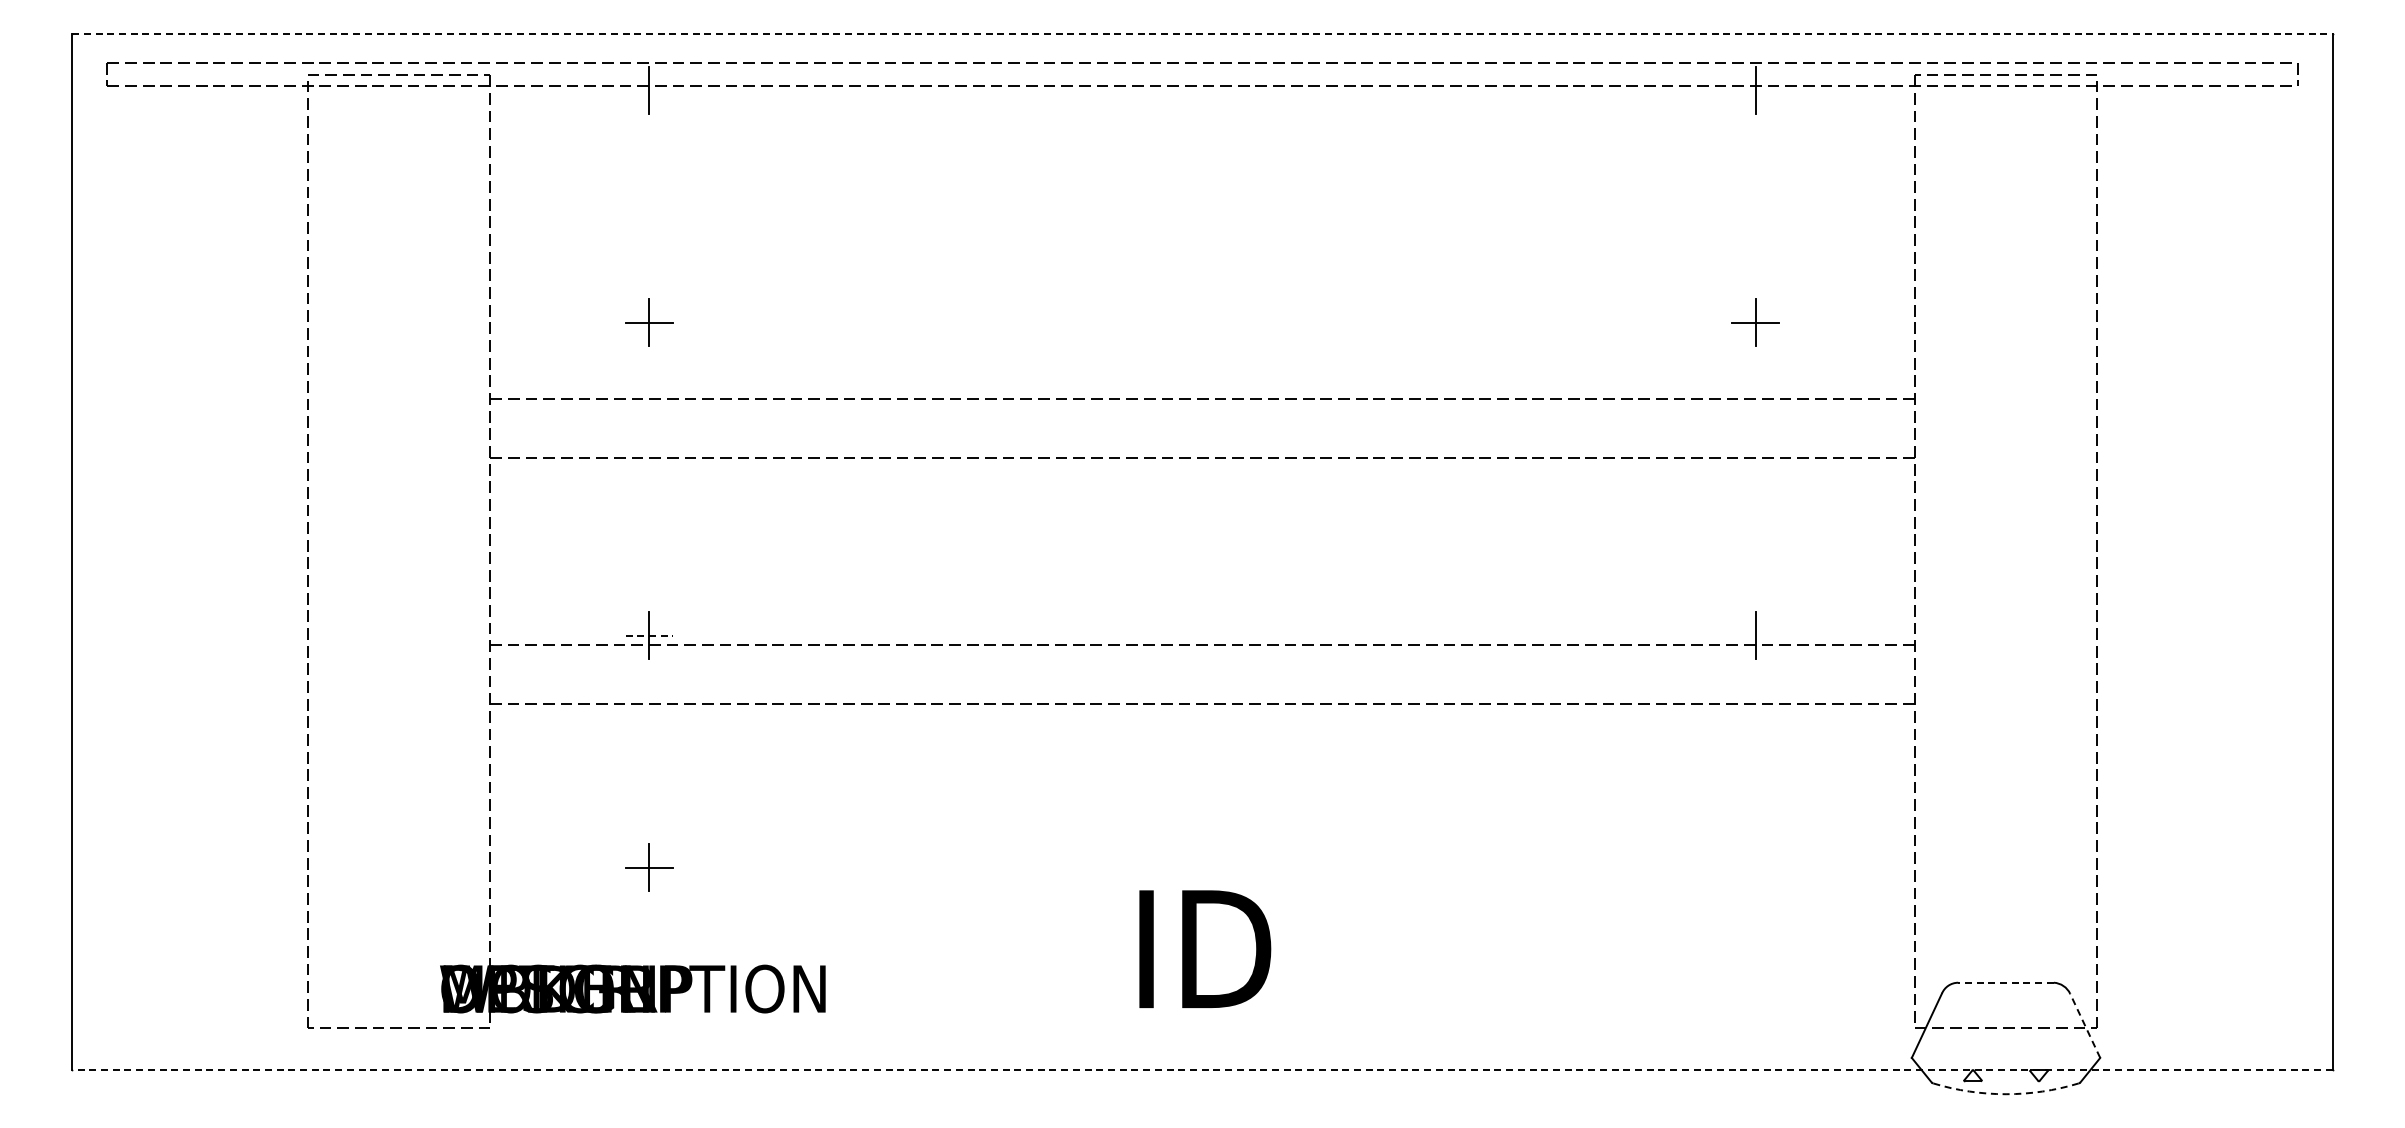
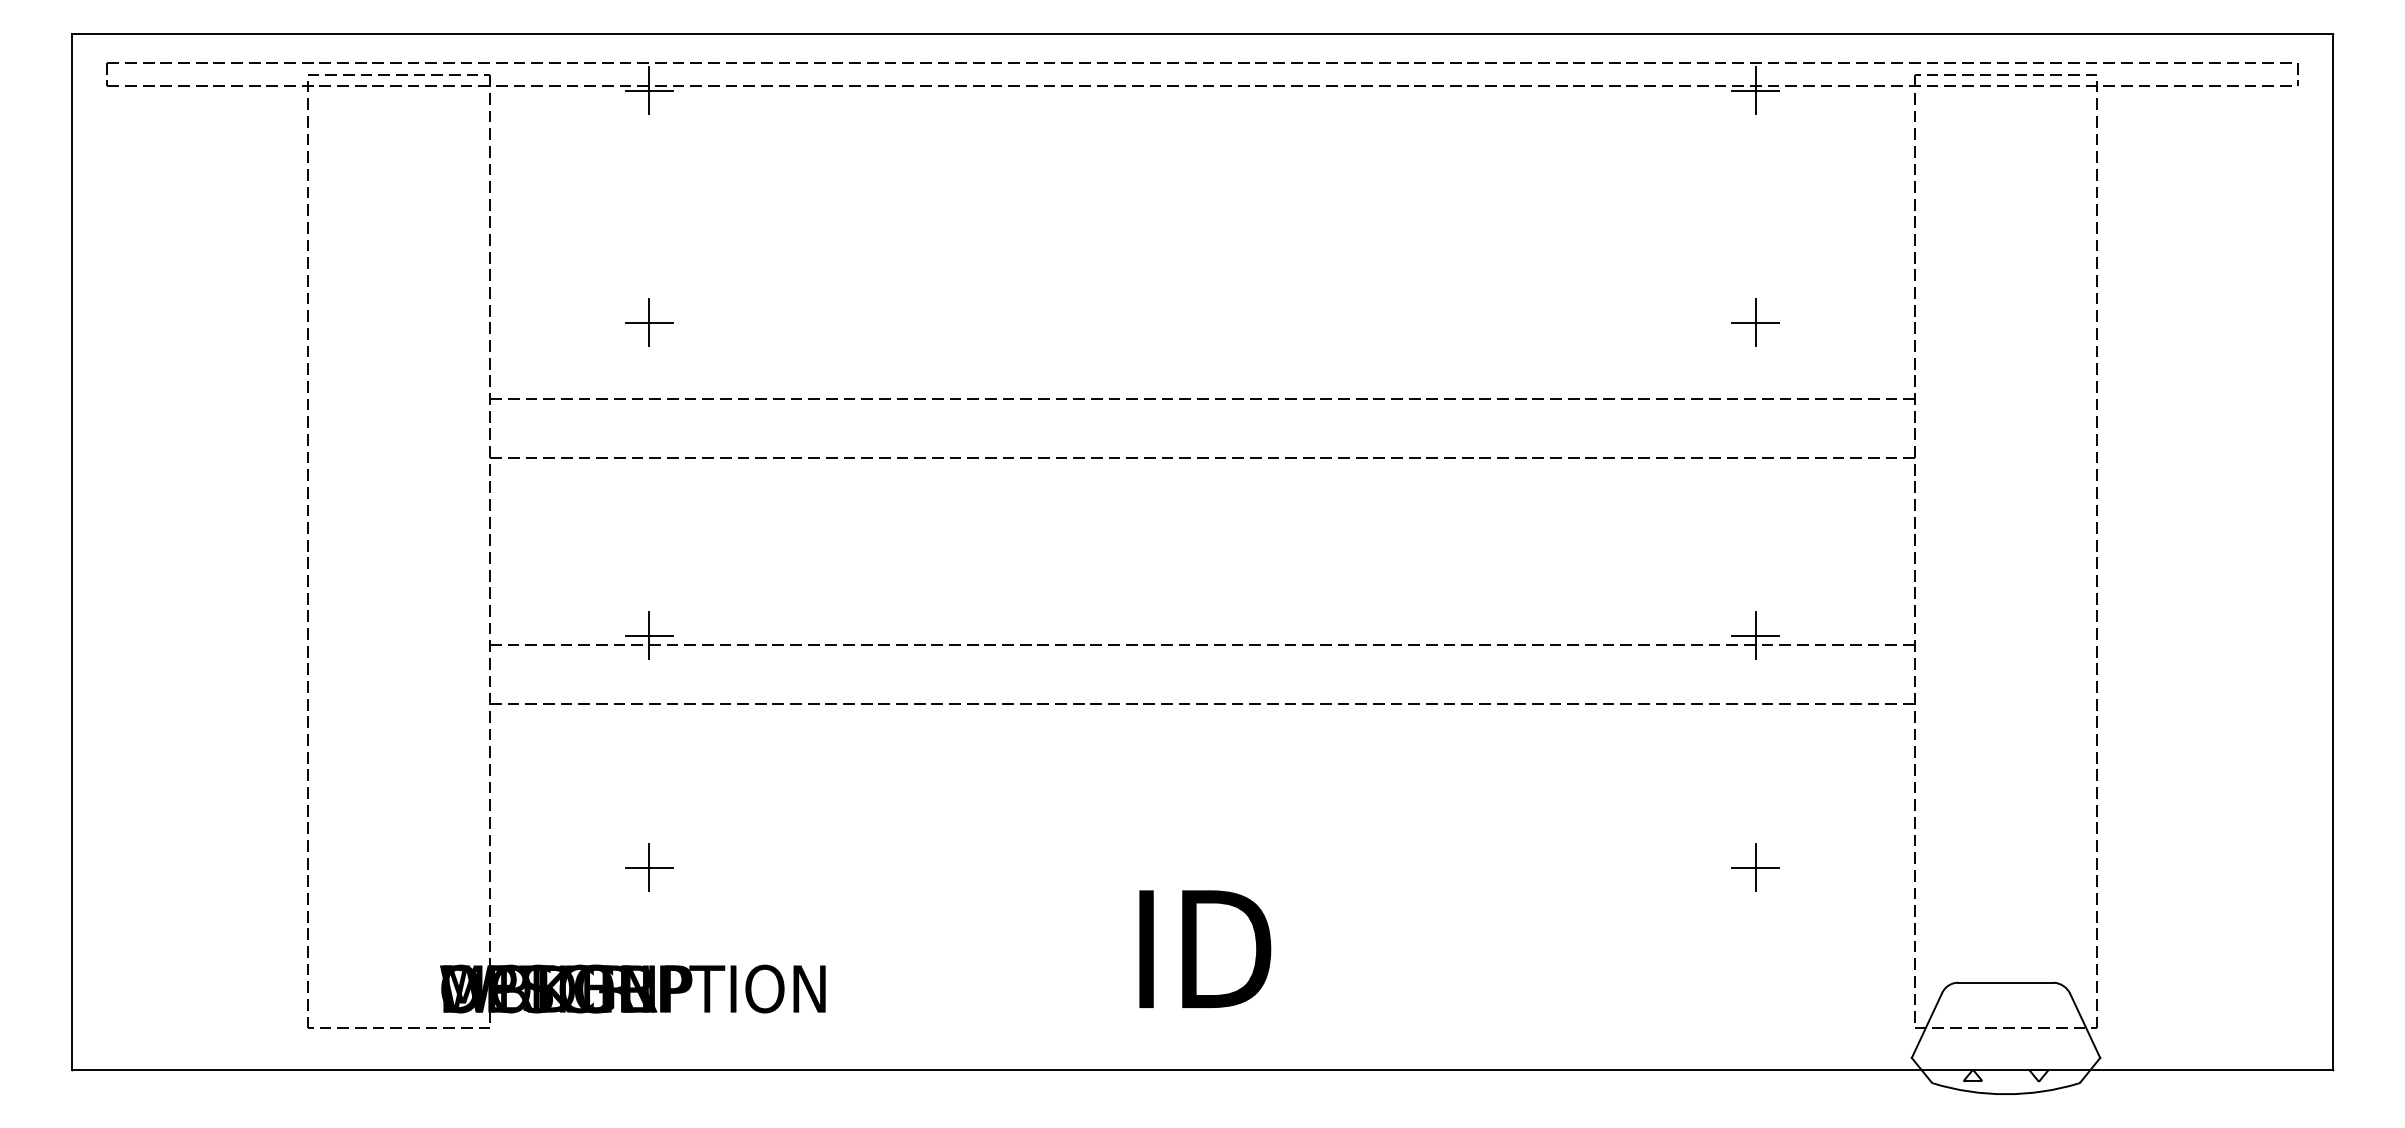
line: dashed -> solid (1202, 33)
line: none -> present (648, 90)
line: none -> present (1755, 90)
line: dashed -> solid (649, 635)
line: none -> present (1755, 635)
part: none -> present (1755, 867)
line: dashed -> solid (2006, 982)
line: dashed -> solid (2084, 1025)
line: dashed -> solid (1202, 1069)
arc: dashed -> solid (2006, 1094)
